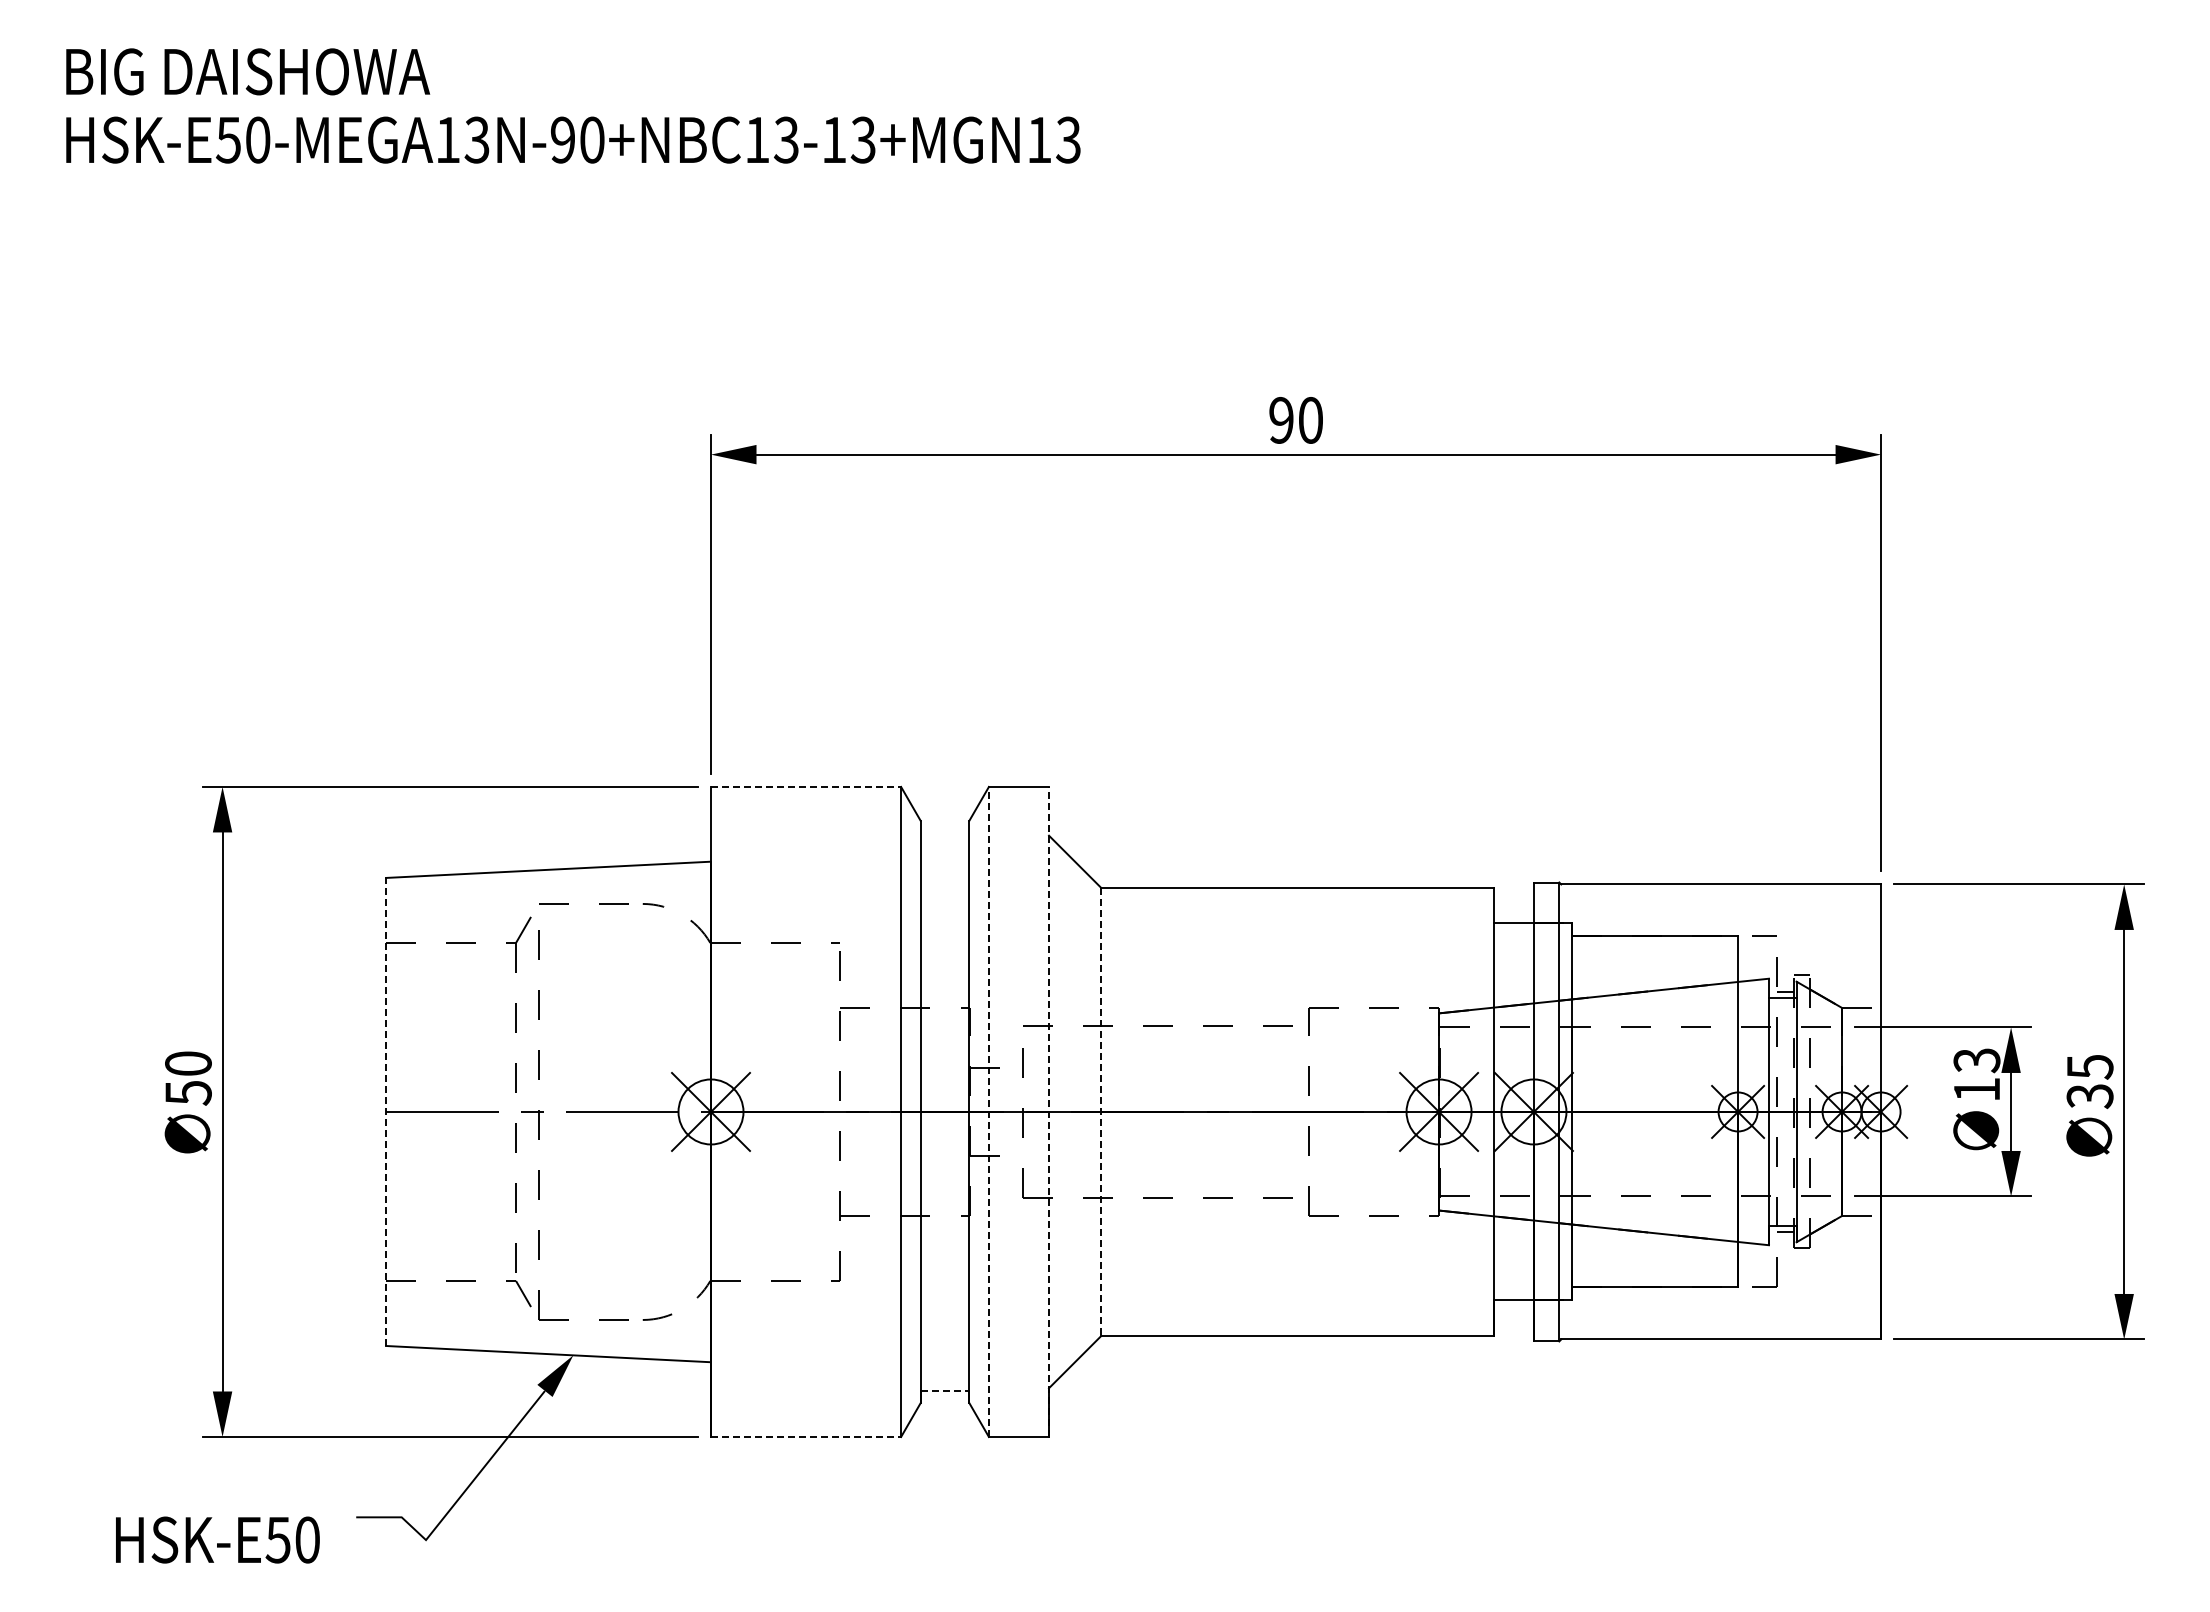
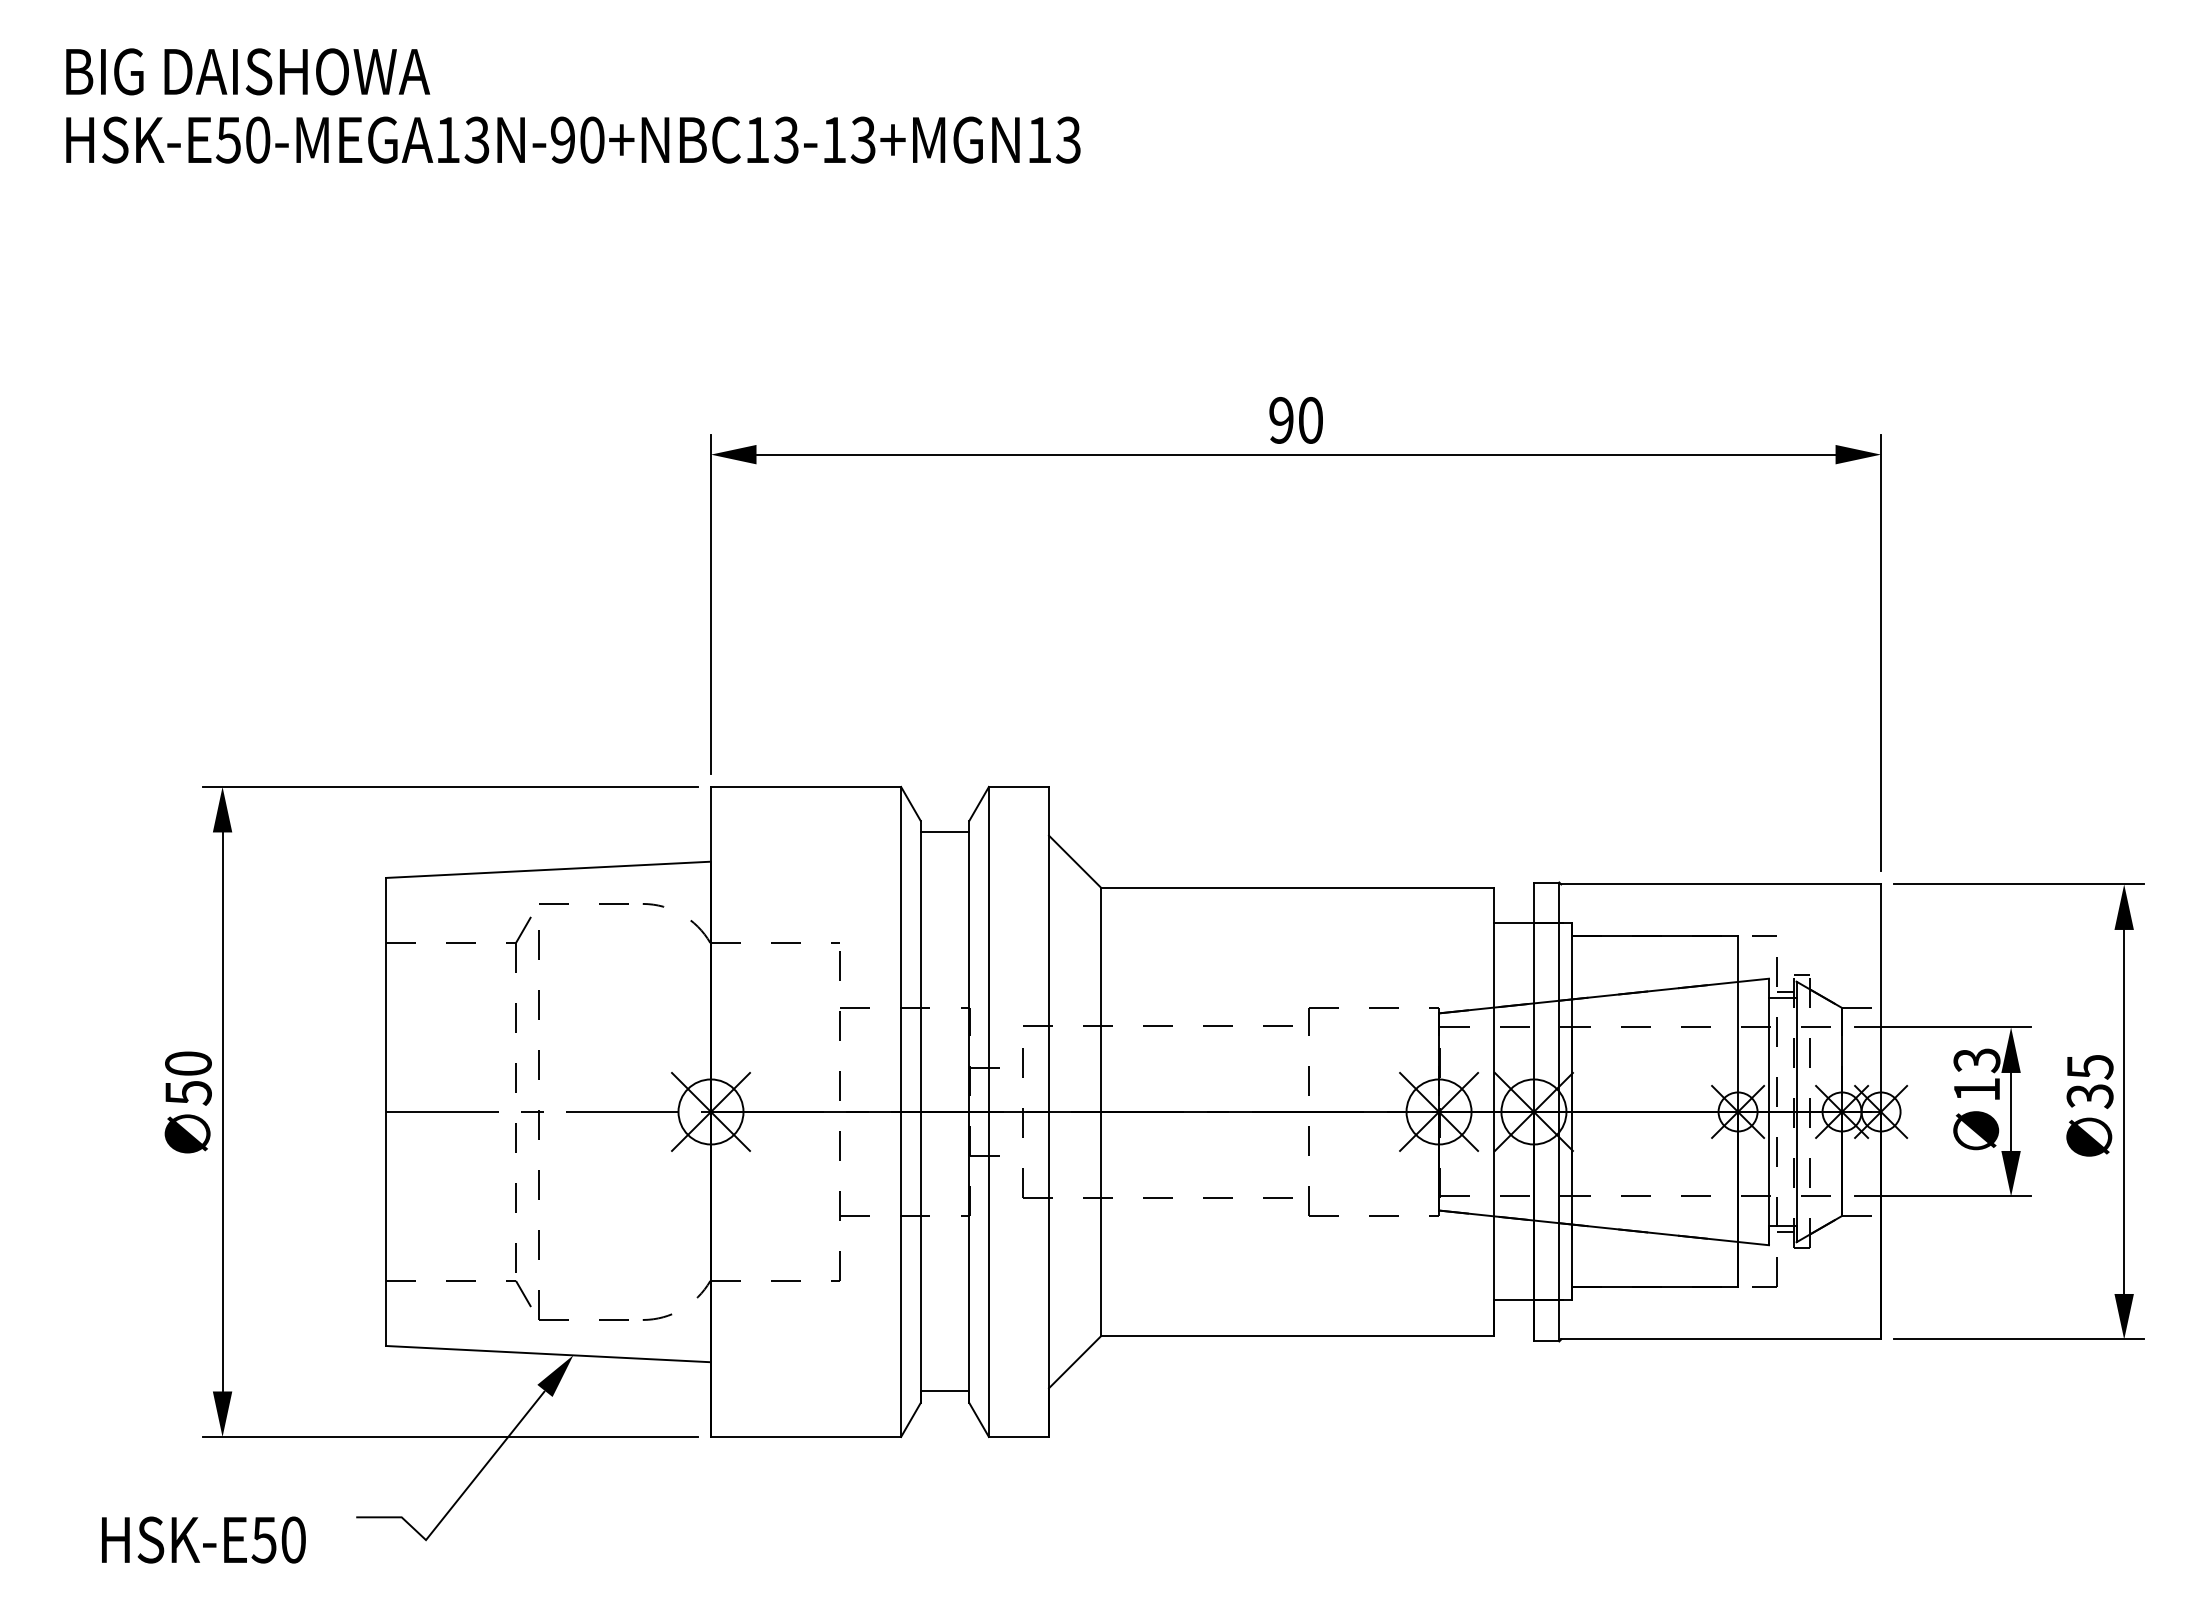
line: dashed -> solid (806, 786)
line: none -> present (944, 832)
line: dashed -> solid (385, 1111)
line: dashed -> solid (988, 1111)
line: dashed -> solid (1049, 1111)
line: dashed -> solid (1101, 1112)
line: dashed -> solid (945, 1391)
line: dashed -> solid (806, 1436)
text position: (217, 1539) -> (203, 1539) (203, 1539)
